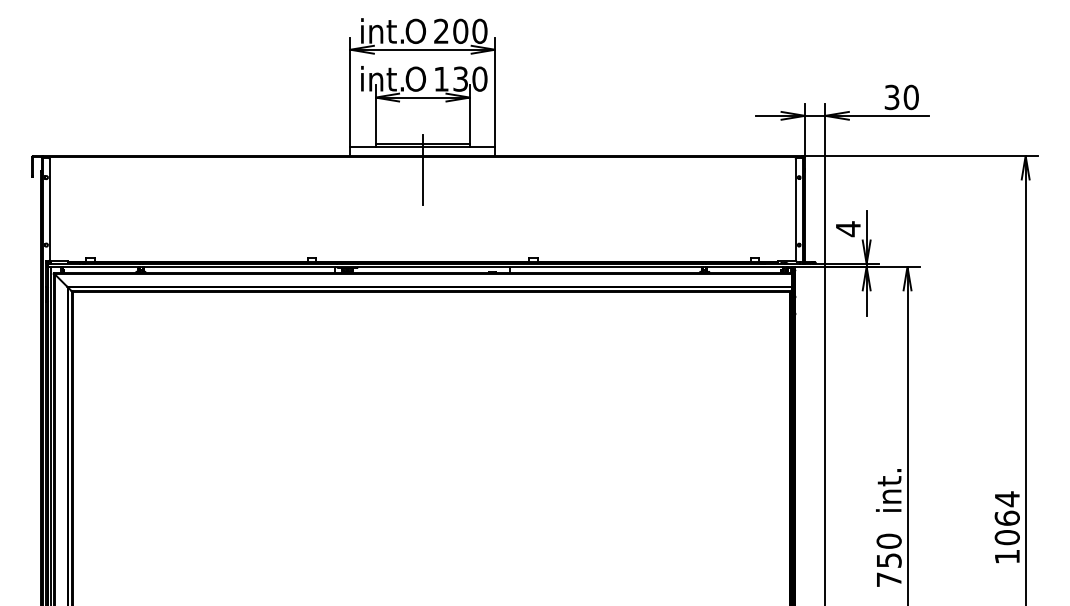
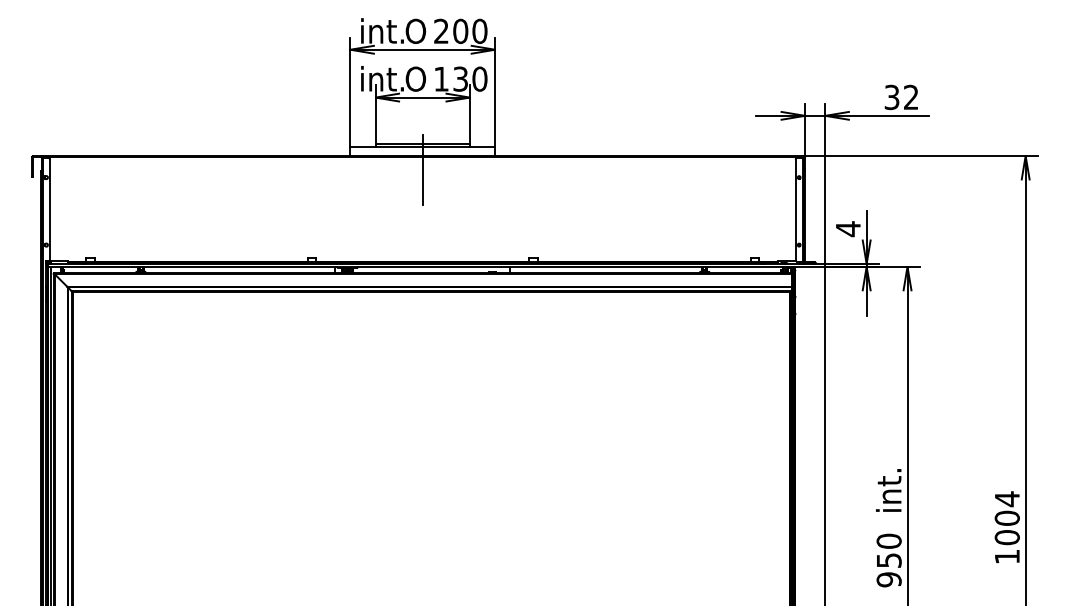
text: 30 -> 32 (910, 97)
text: 1064 -> 1004 (1006, 517)
text: 750 -> 950 (888, 579)
